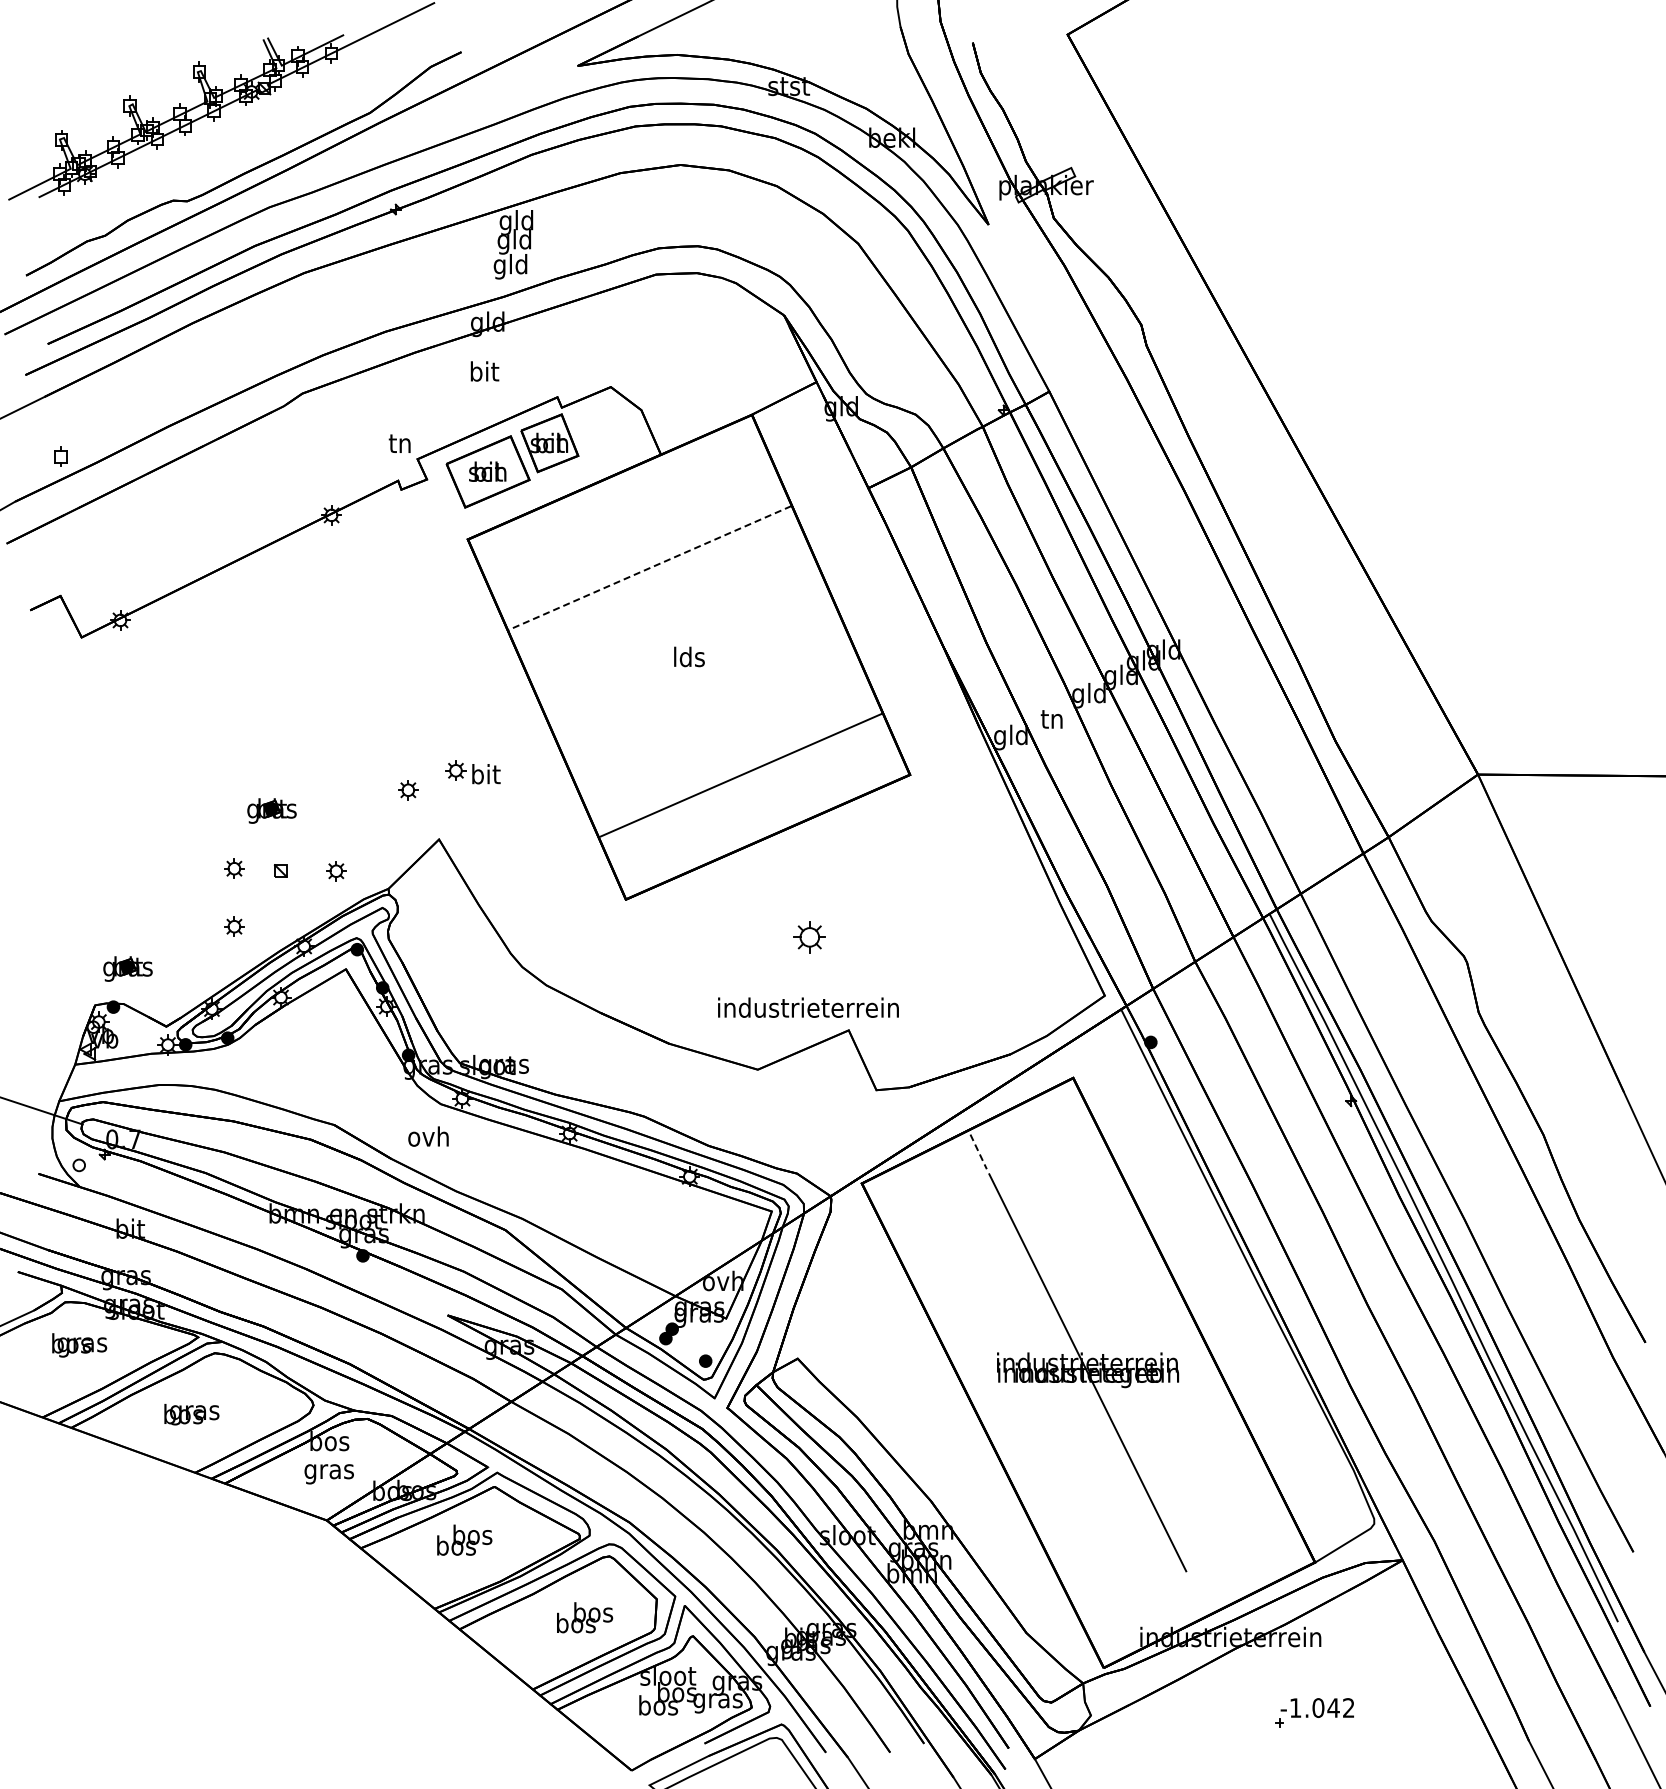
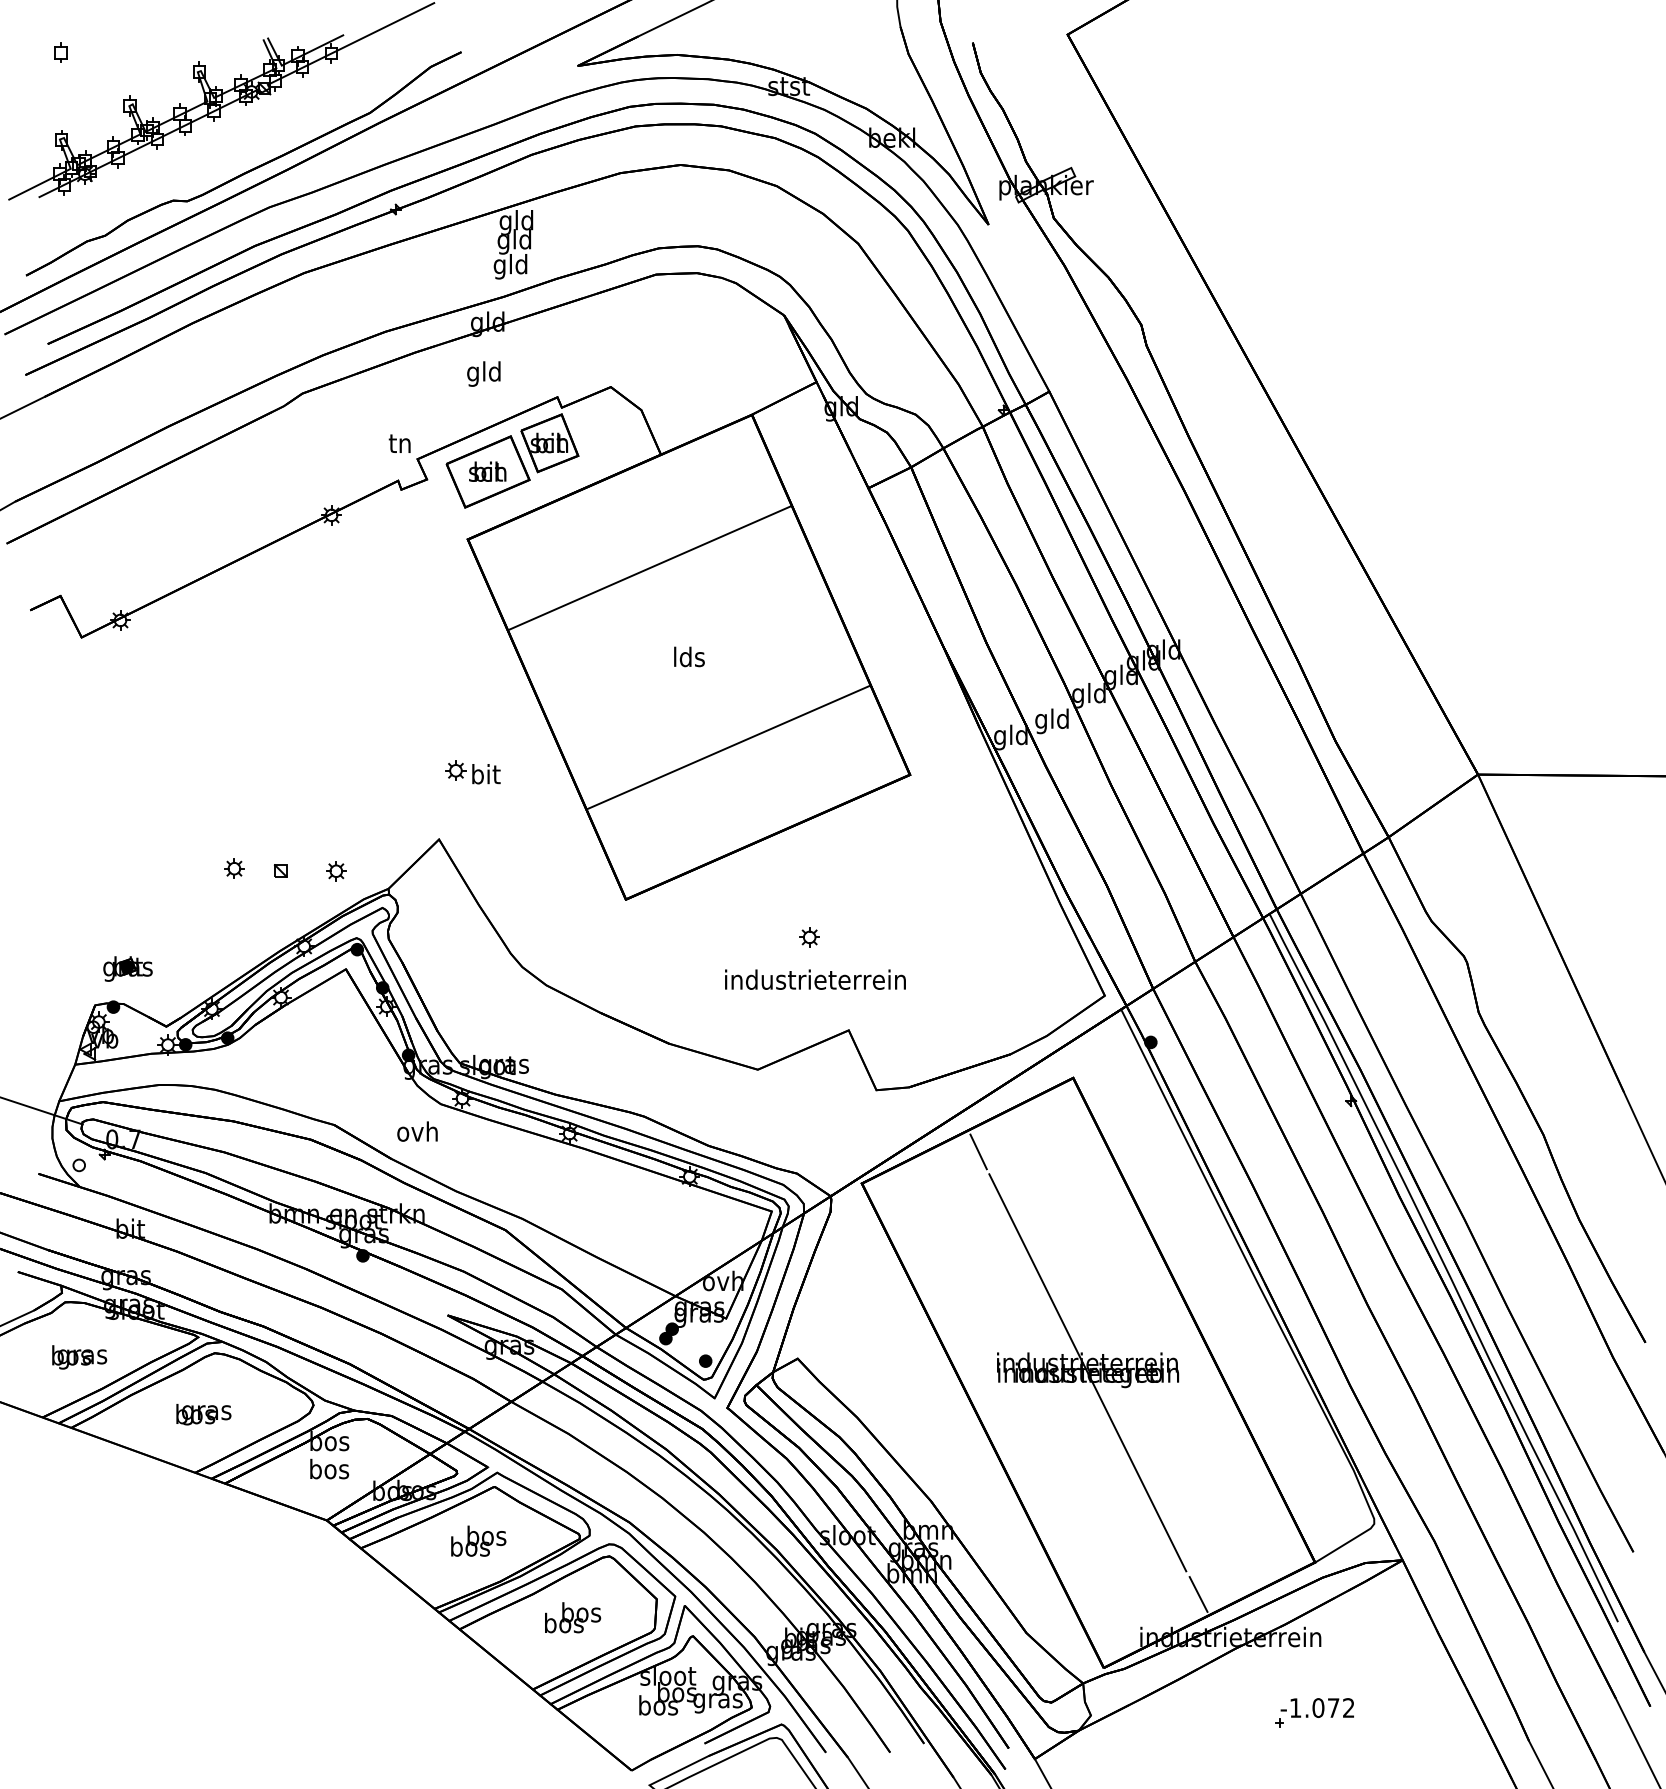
text: bit -> gld (483, 373)
part position: (60, 456) -> (60, 52) (60, 52)
line: dashed -> solid (649, 568)
text: tn -> gld (1051, 721)
line position: (740, 775) -> (728, 747) (728, 747)
part: present -> none (408, 790)
part: present -> none (271, 810)
part: present -> none (234, 926)
part size: 33x33 px -> 21x21 px (809, 937)
text position: (808, 1007) -> (815, 979) (815, 979)
text position: (428, 1136) -> (417, 1131) (417, 1131)
line: dashed -> solid (978, 1152)
text position: (79, 1345) -> (79, 1357) (79, 1357)
text position: (191, 1414) -> (203, 1414) (203, 1414)
text: gras -> bos (328, 1471)
text position: (464, 1539) -> (478, 1540) (478, 1540)
line: none -> present (1198, 1594)
text position: (585, 1617) -> (573, 1617) (573, 1617)
text: -1.042 -> -1.072 (1333, 1707)
